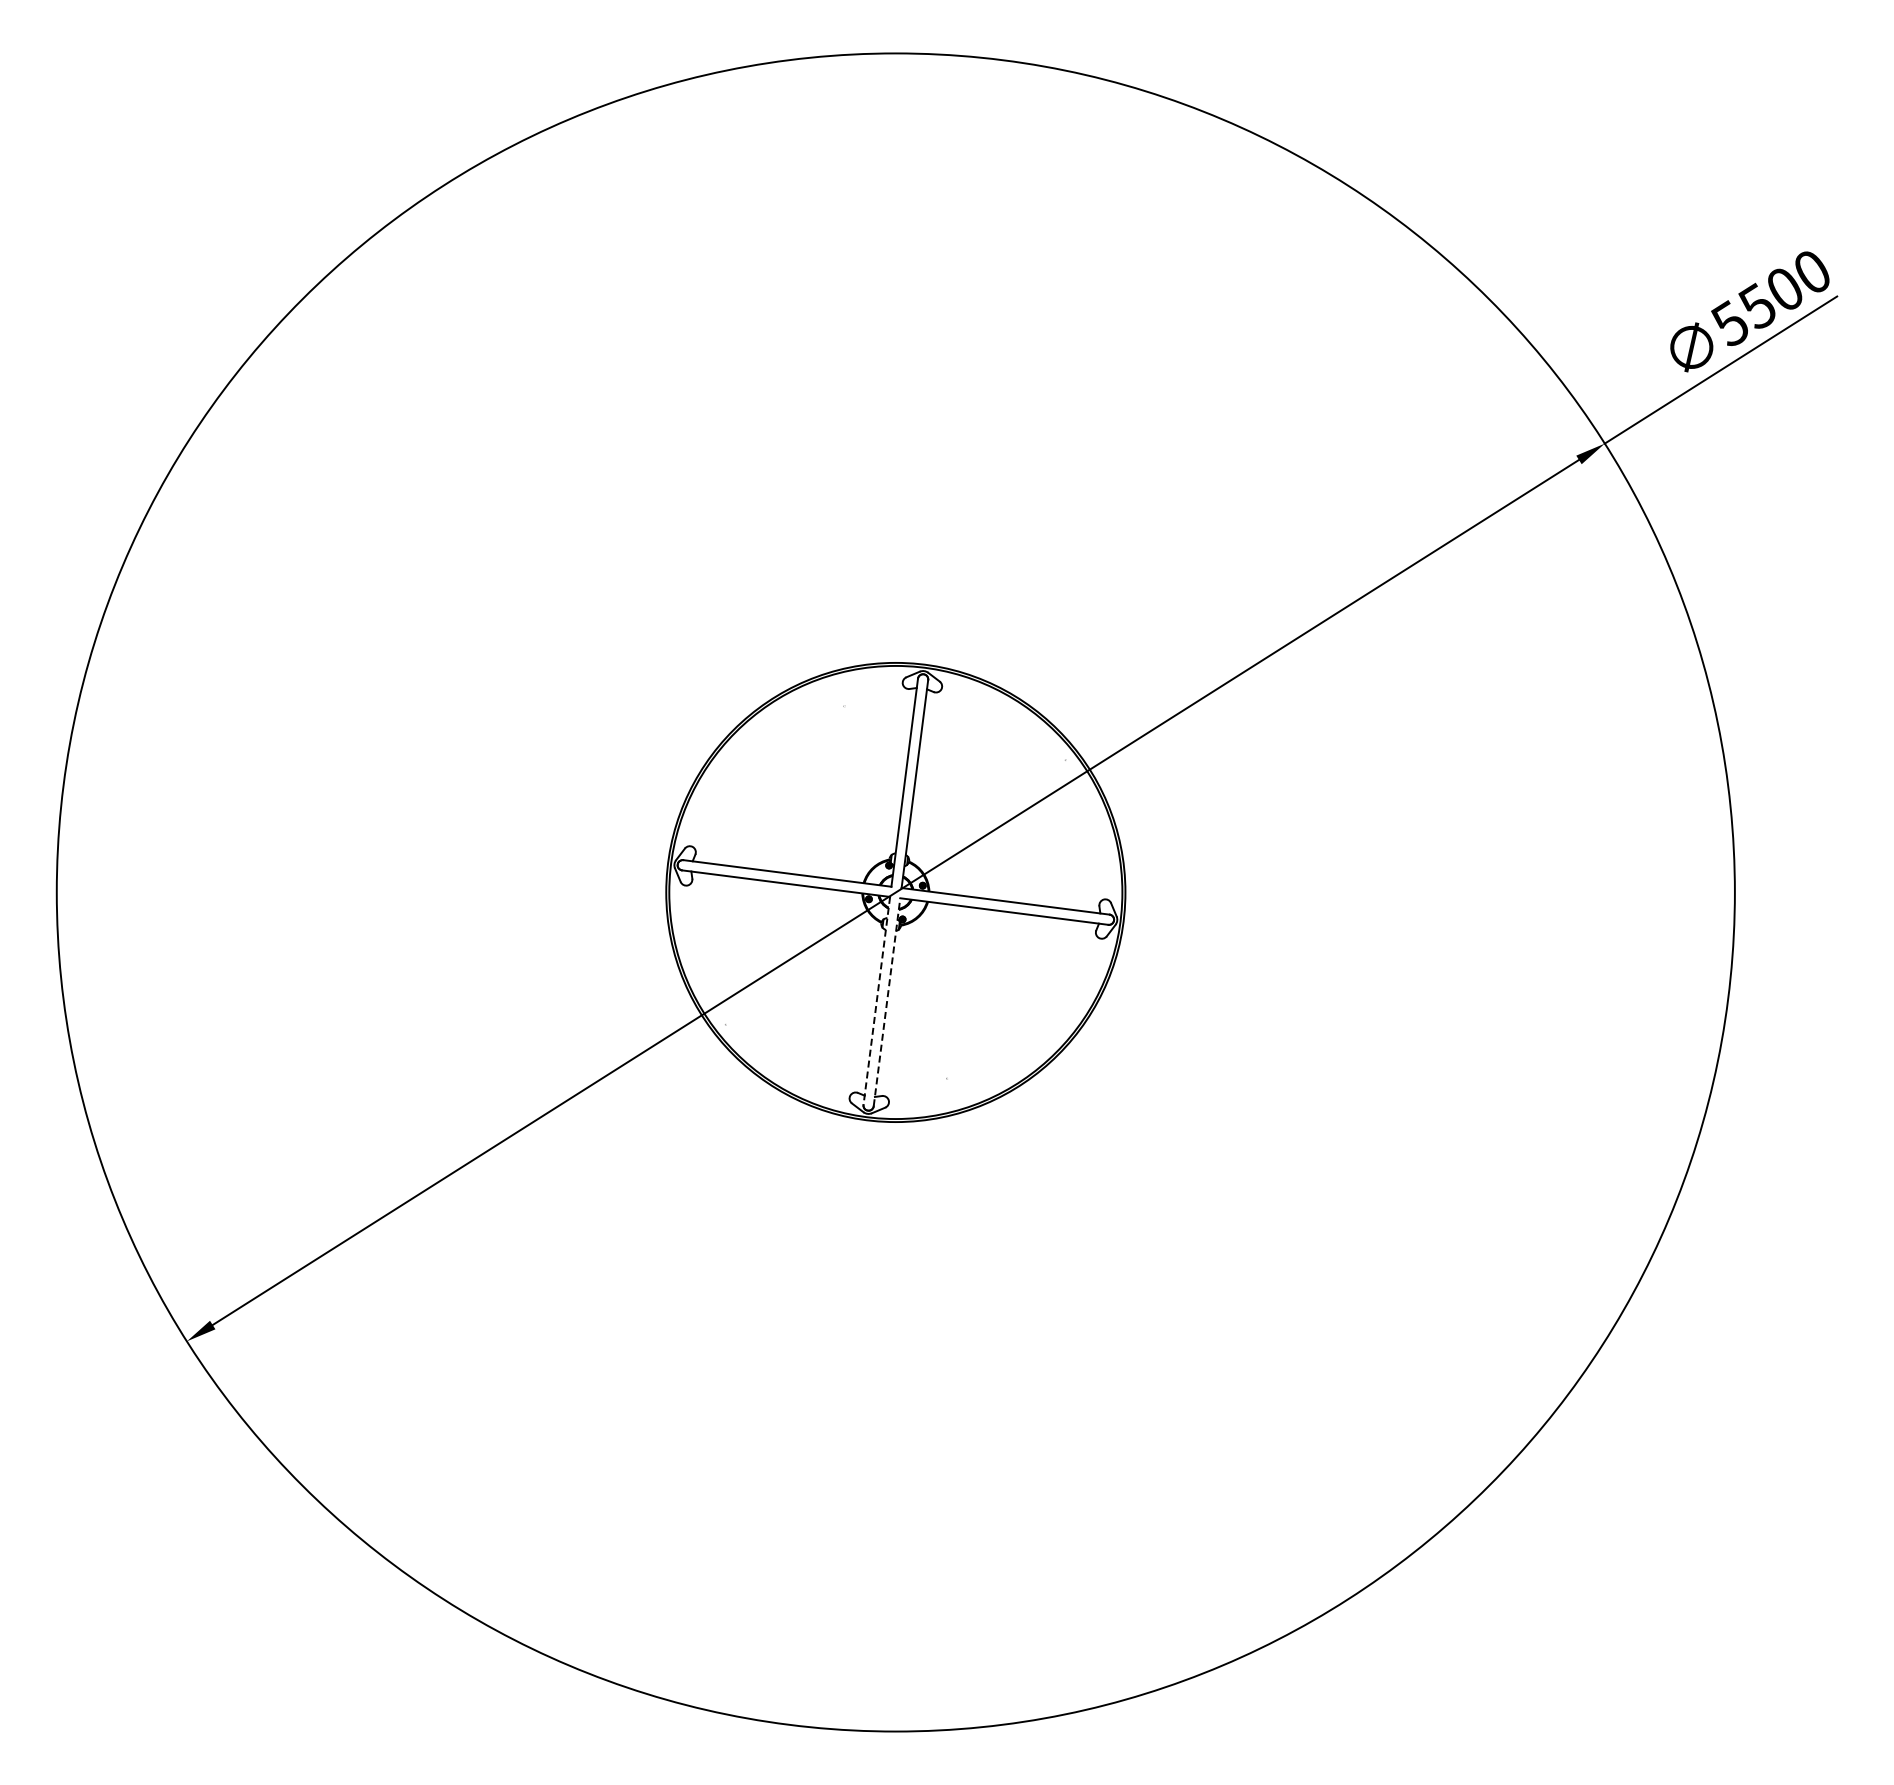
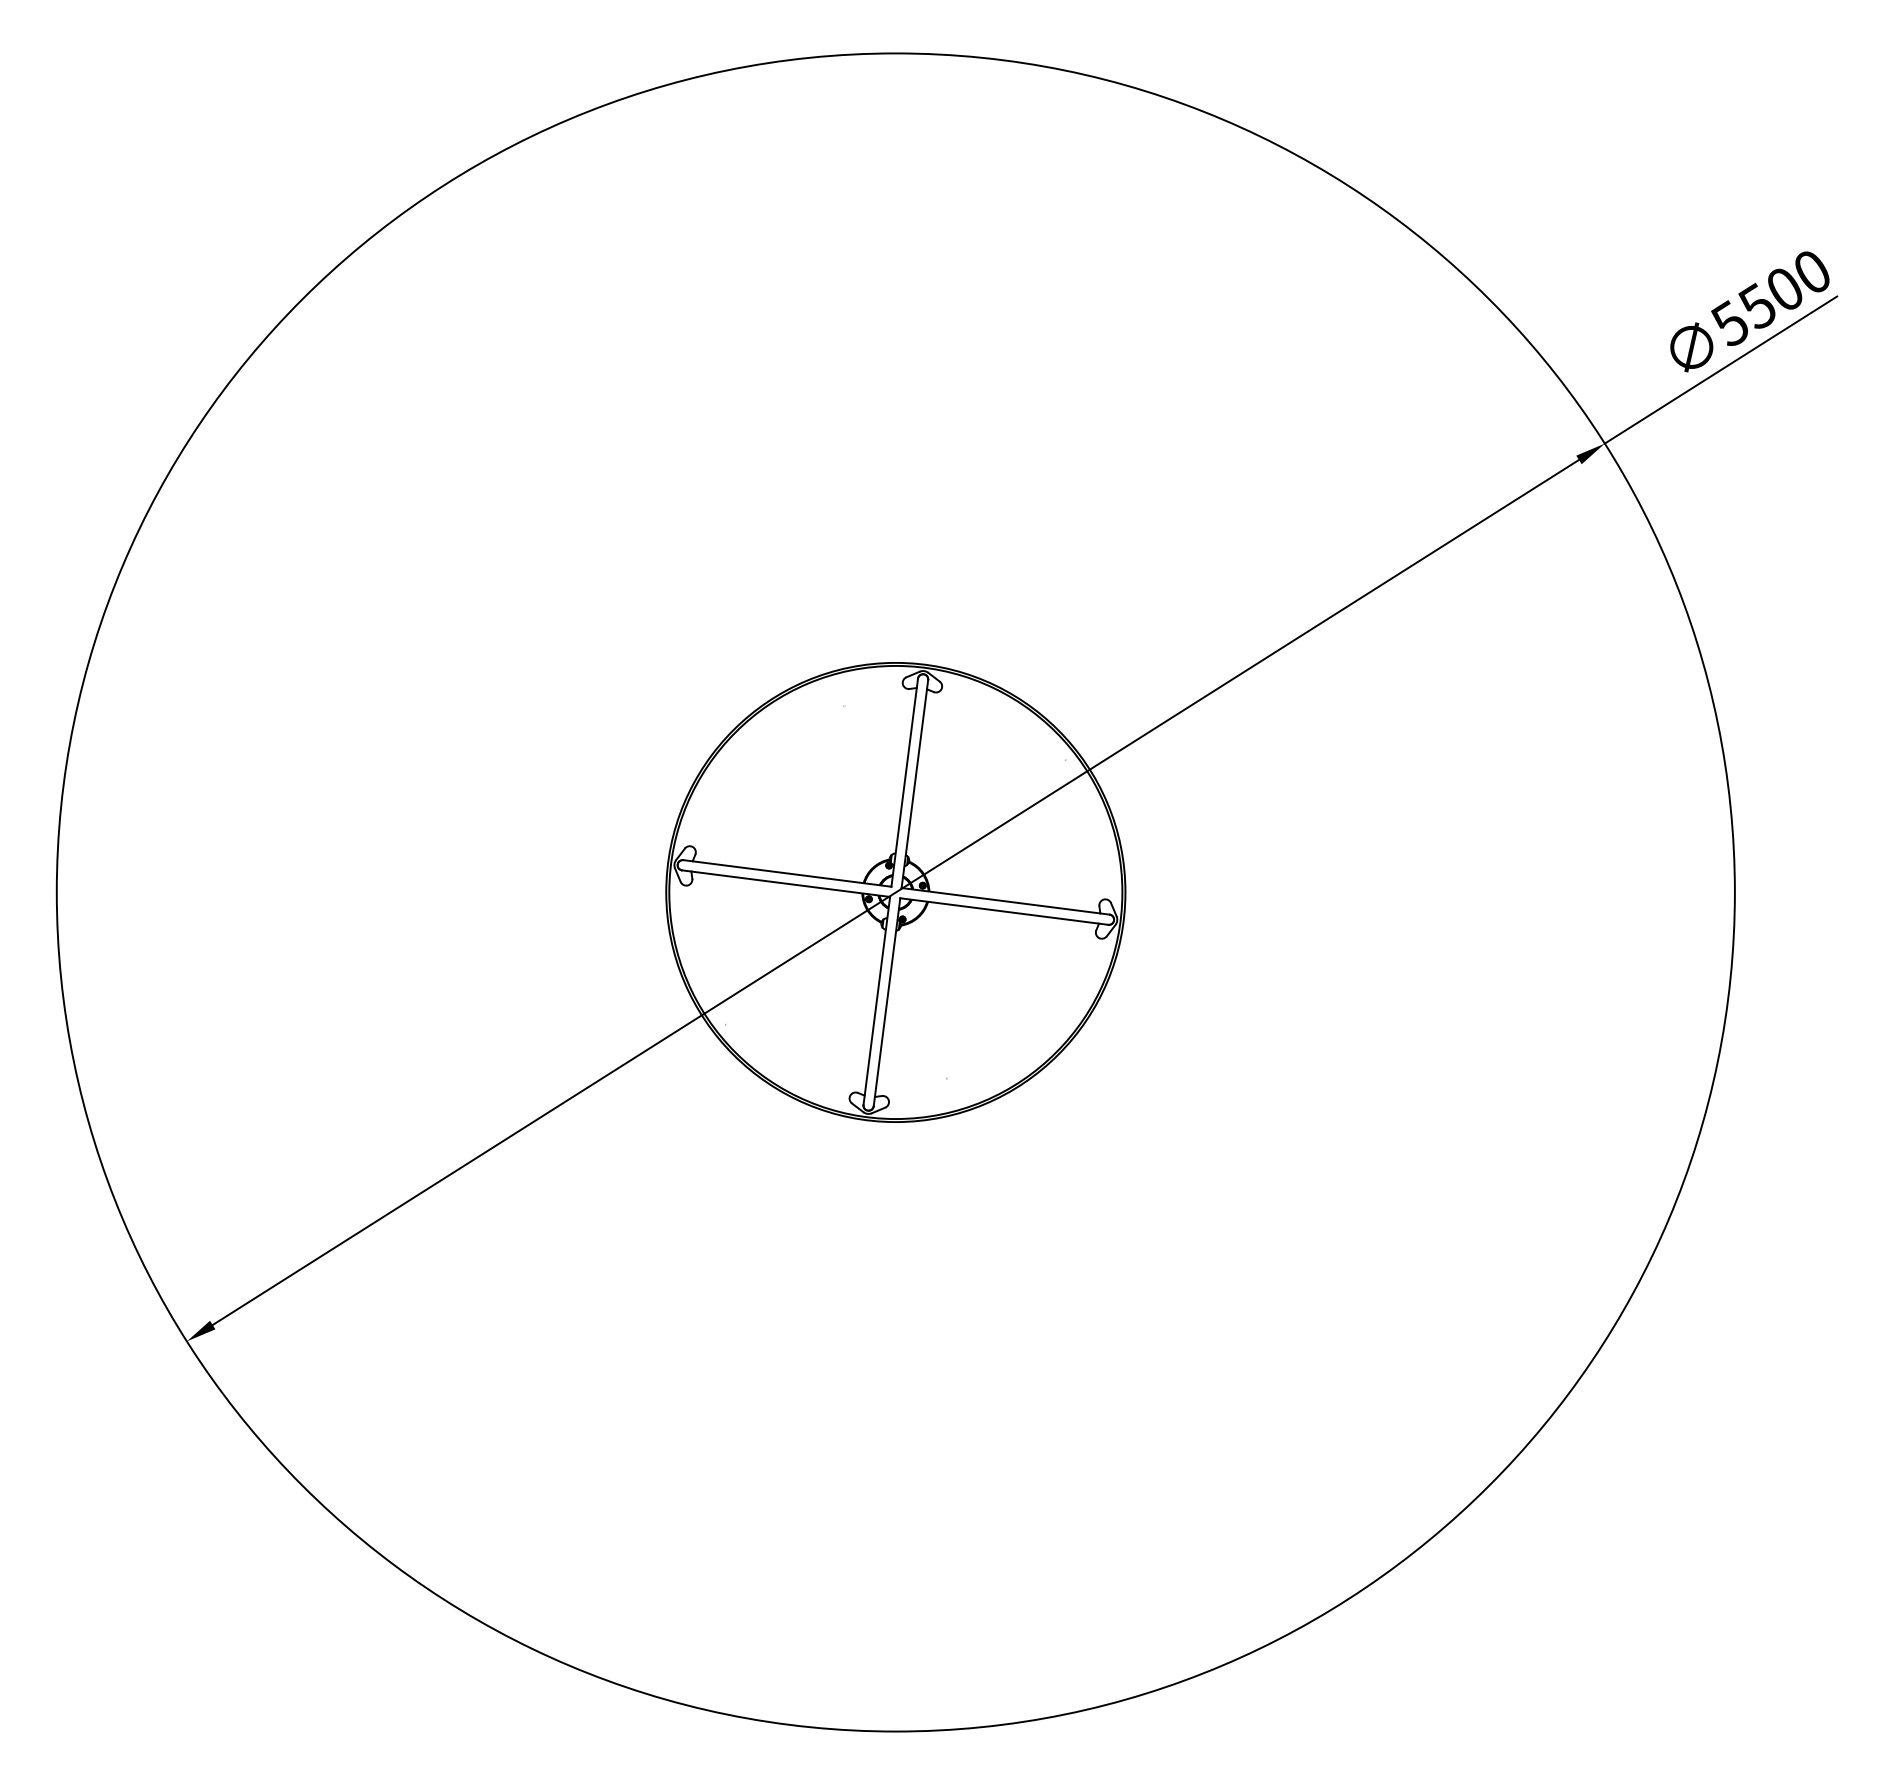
line: dashed -> solid (876, 1000)
line: dashed -> solid (887, 1002)
